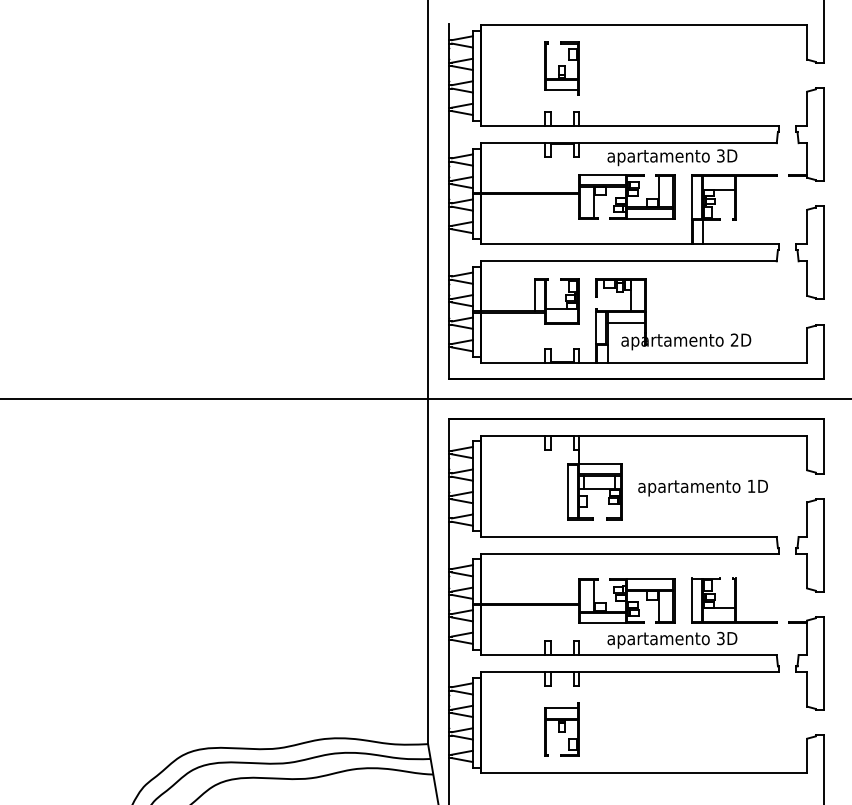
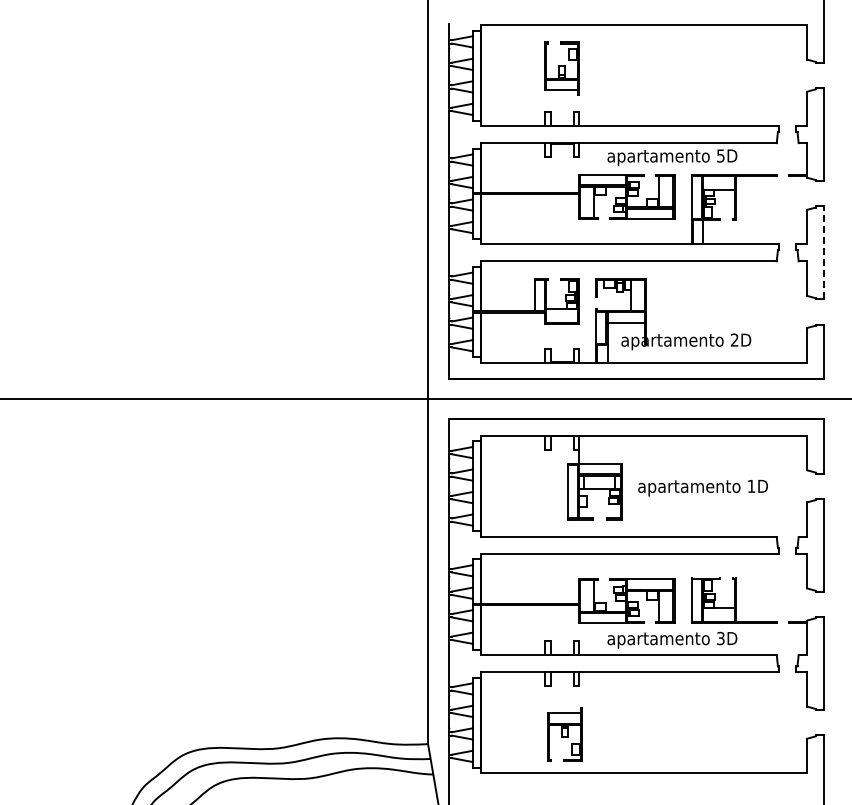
text: 3D -> 5D (720, 155)
line: solid -> dashed (824, 252)
part position: (561, 729) -> (564, 734) (564, 734)
